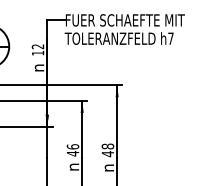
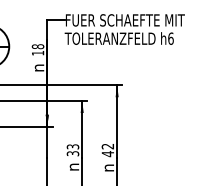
text: h7 -> h6 (170, 38)
text: 12 -> 18 (37, 46)
text: 48 -> 42 (107, 146)
text: 46 -> 33 (72, 150)
